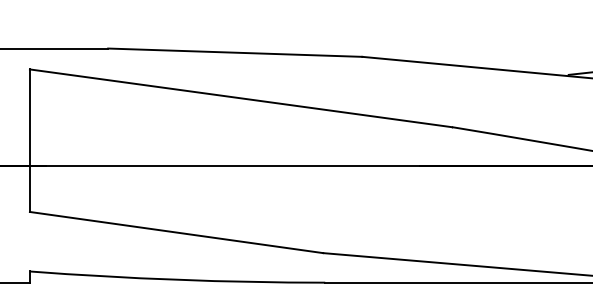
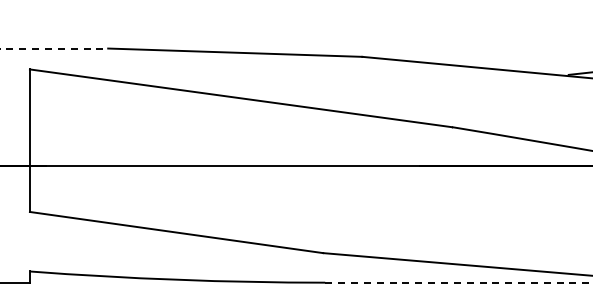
line: solid -> dashed (54, 48)
line: solid -> dashed (458, 282)
